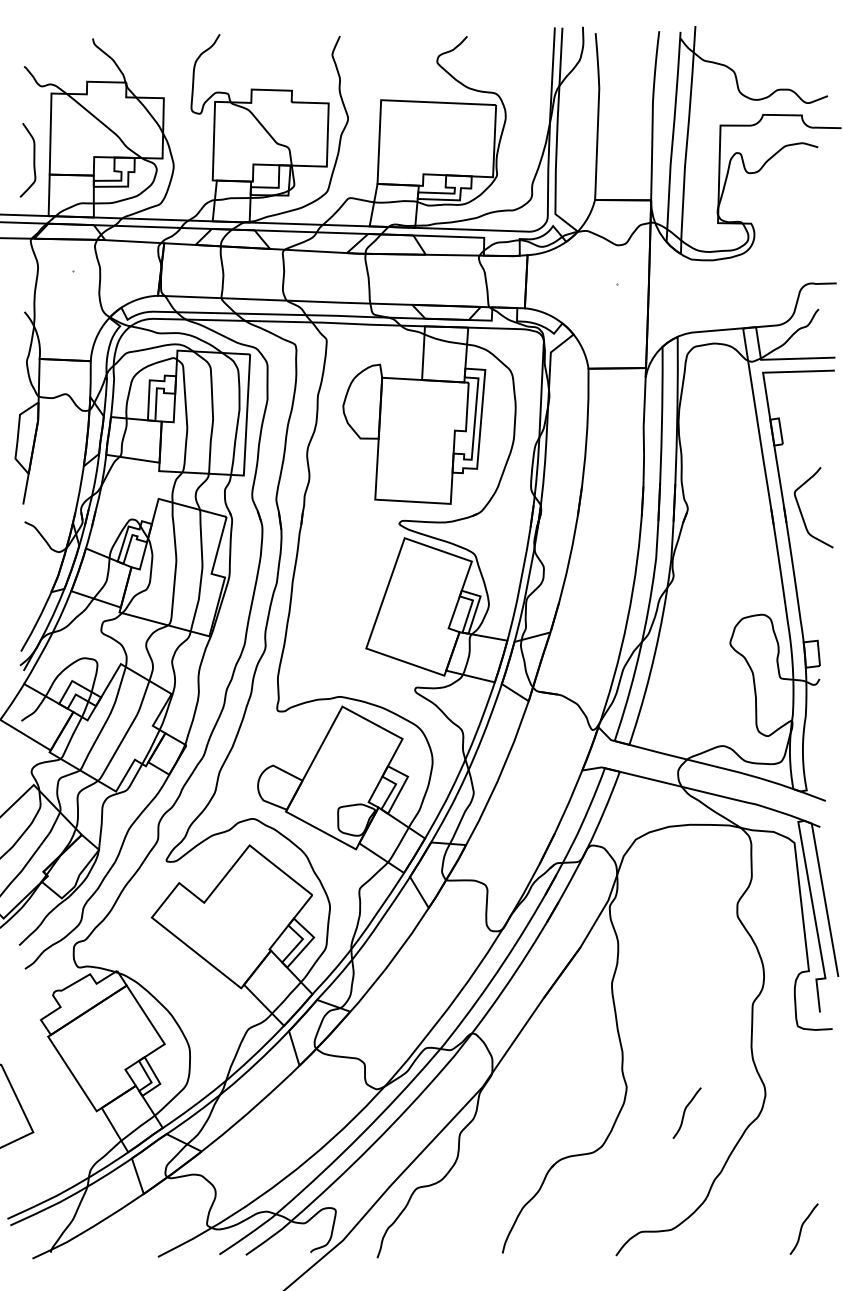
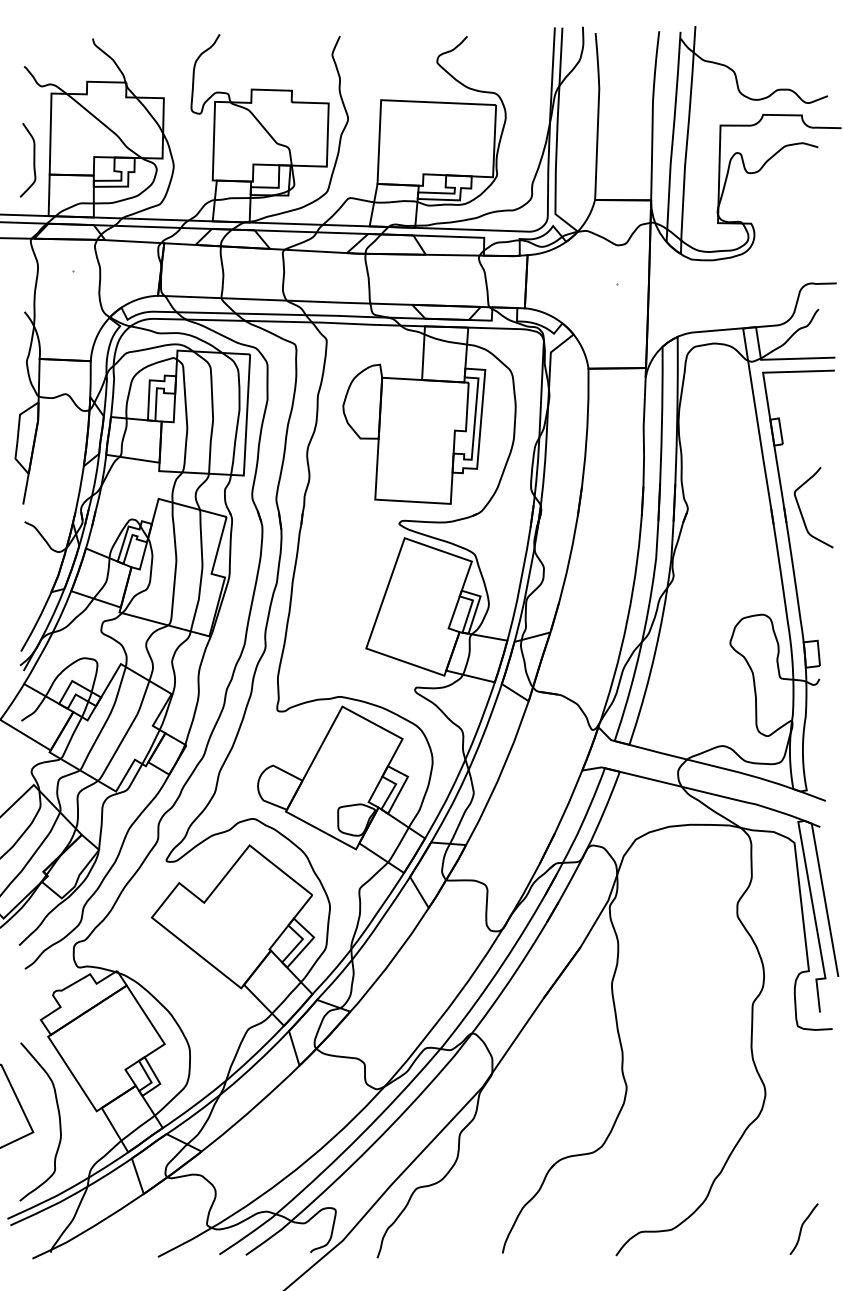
curve: present -> none (685, 1112)
curve: none -> present (58, 1117)
